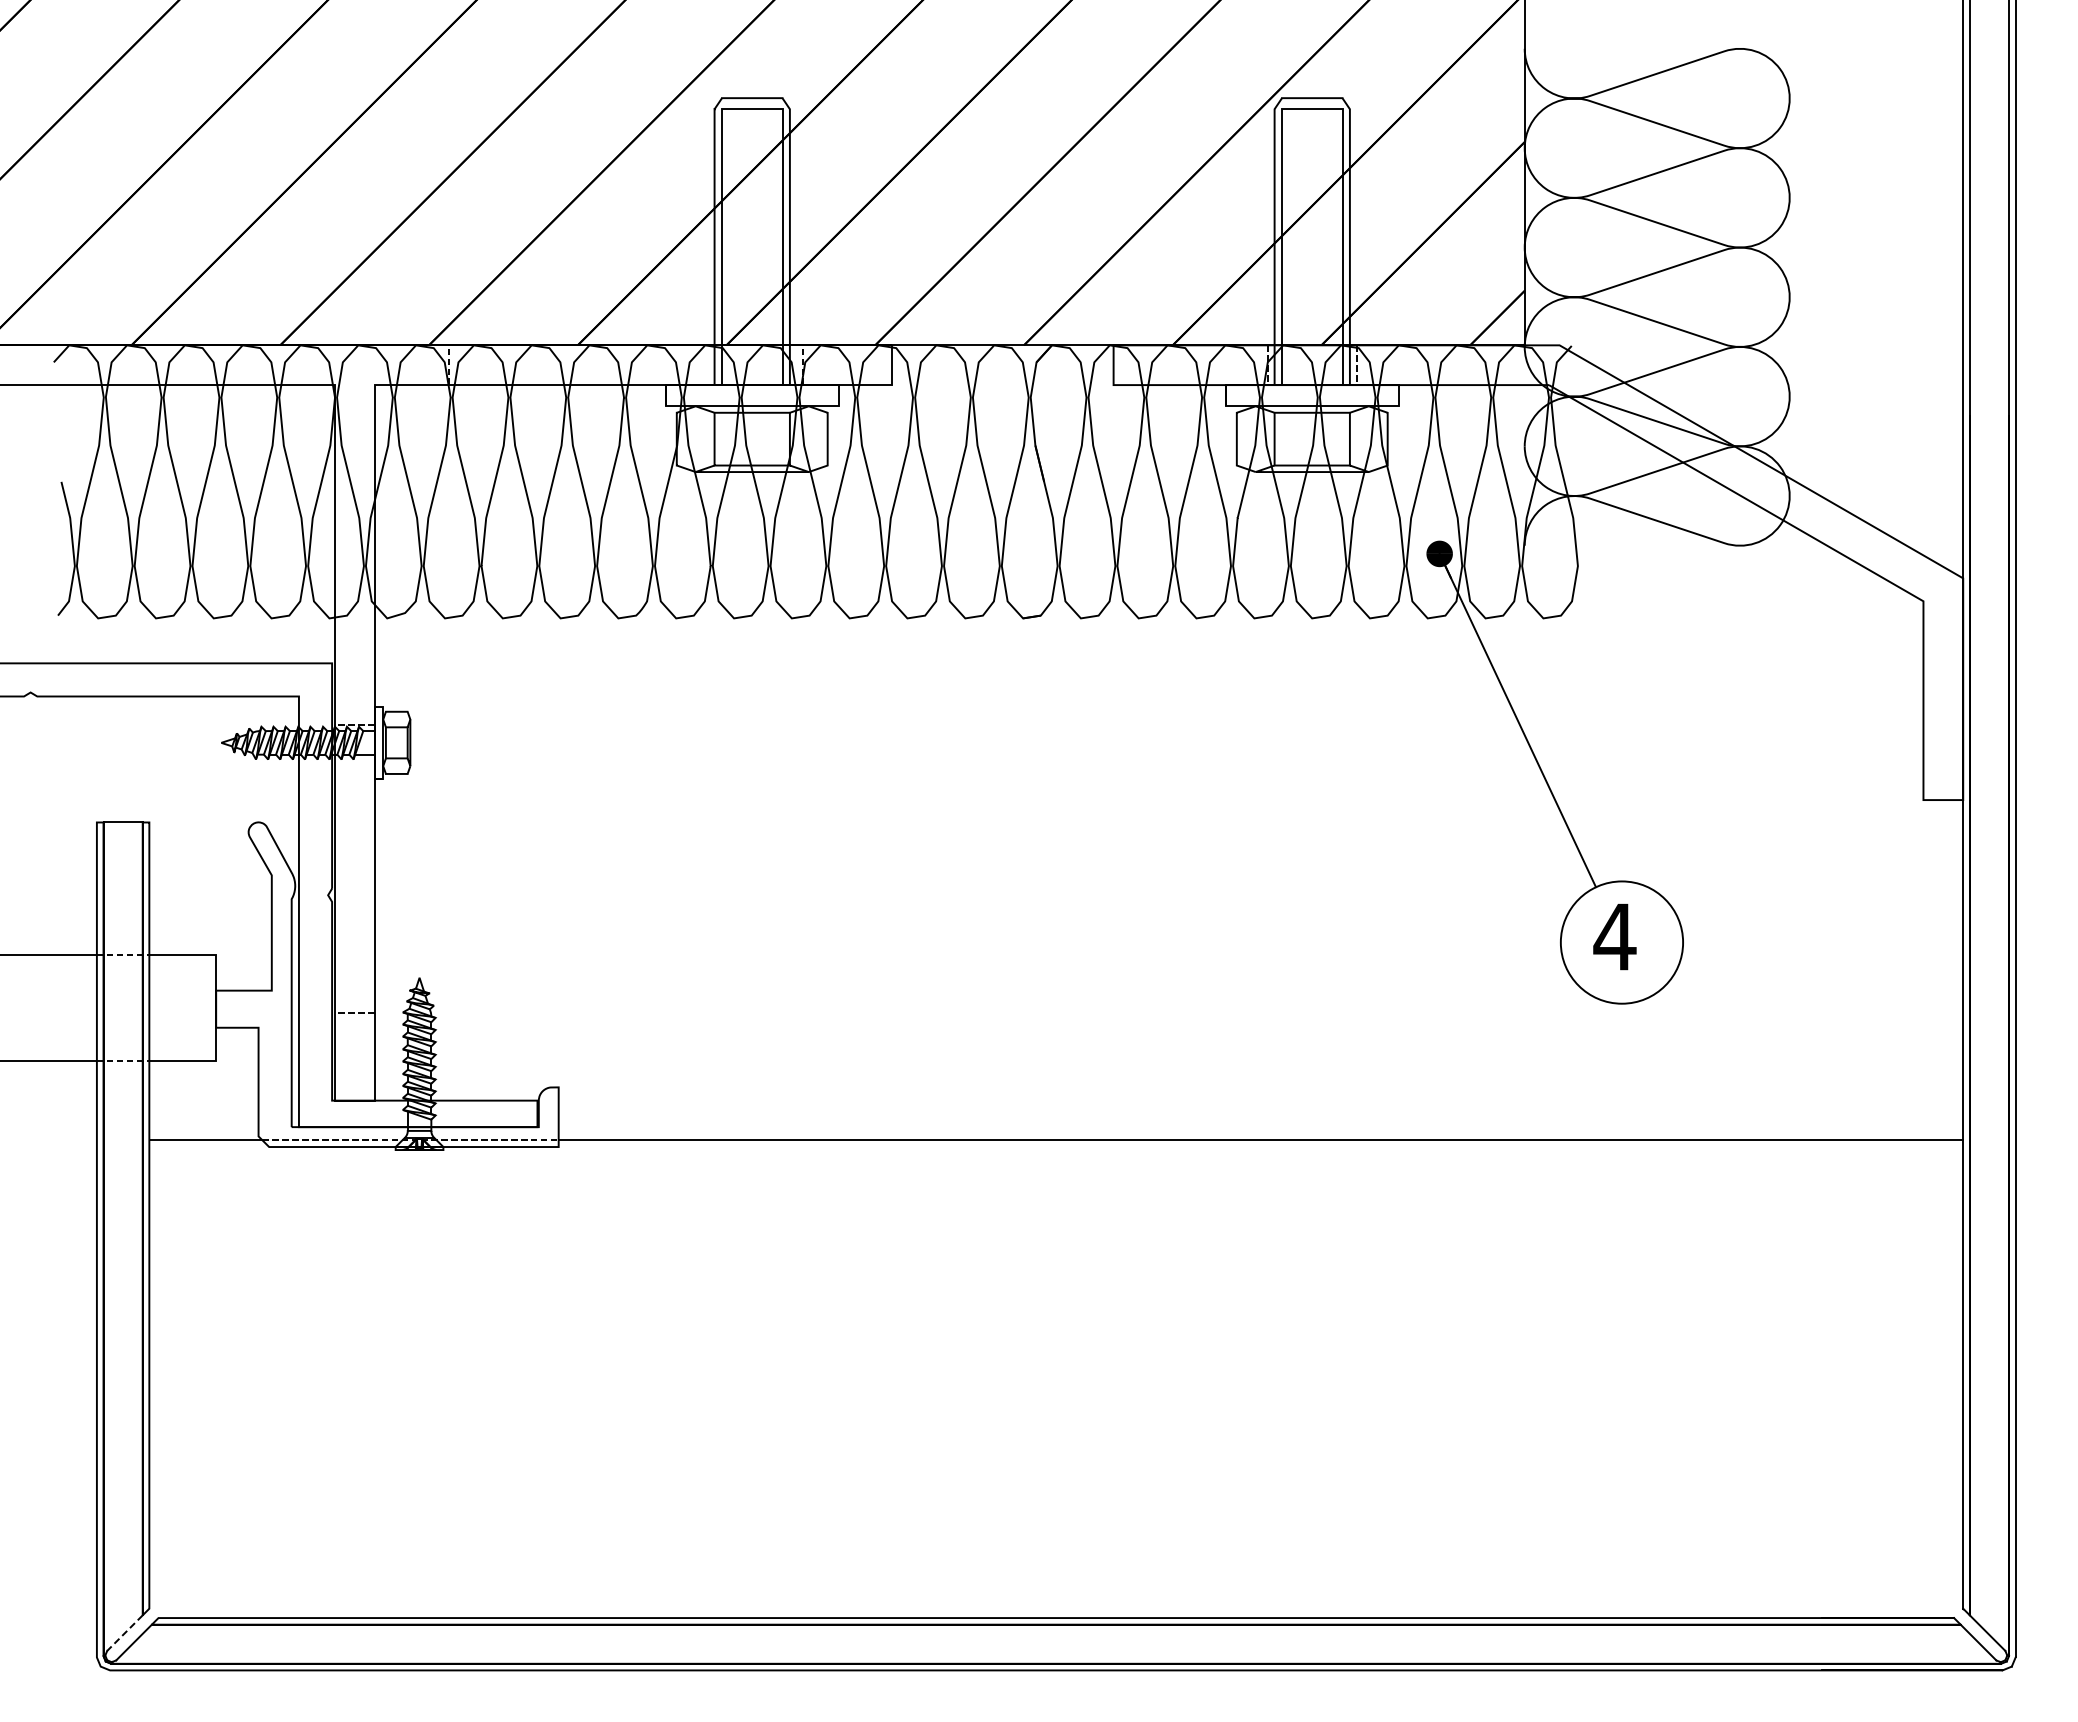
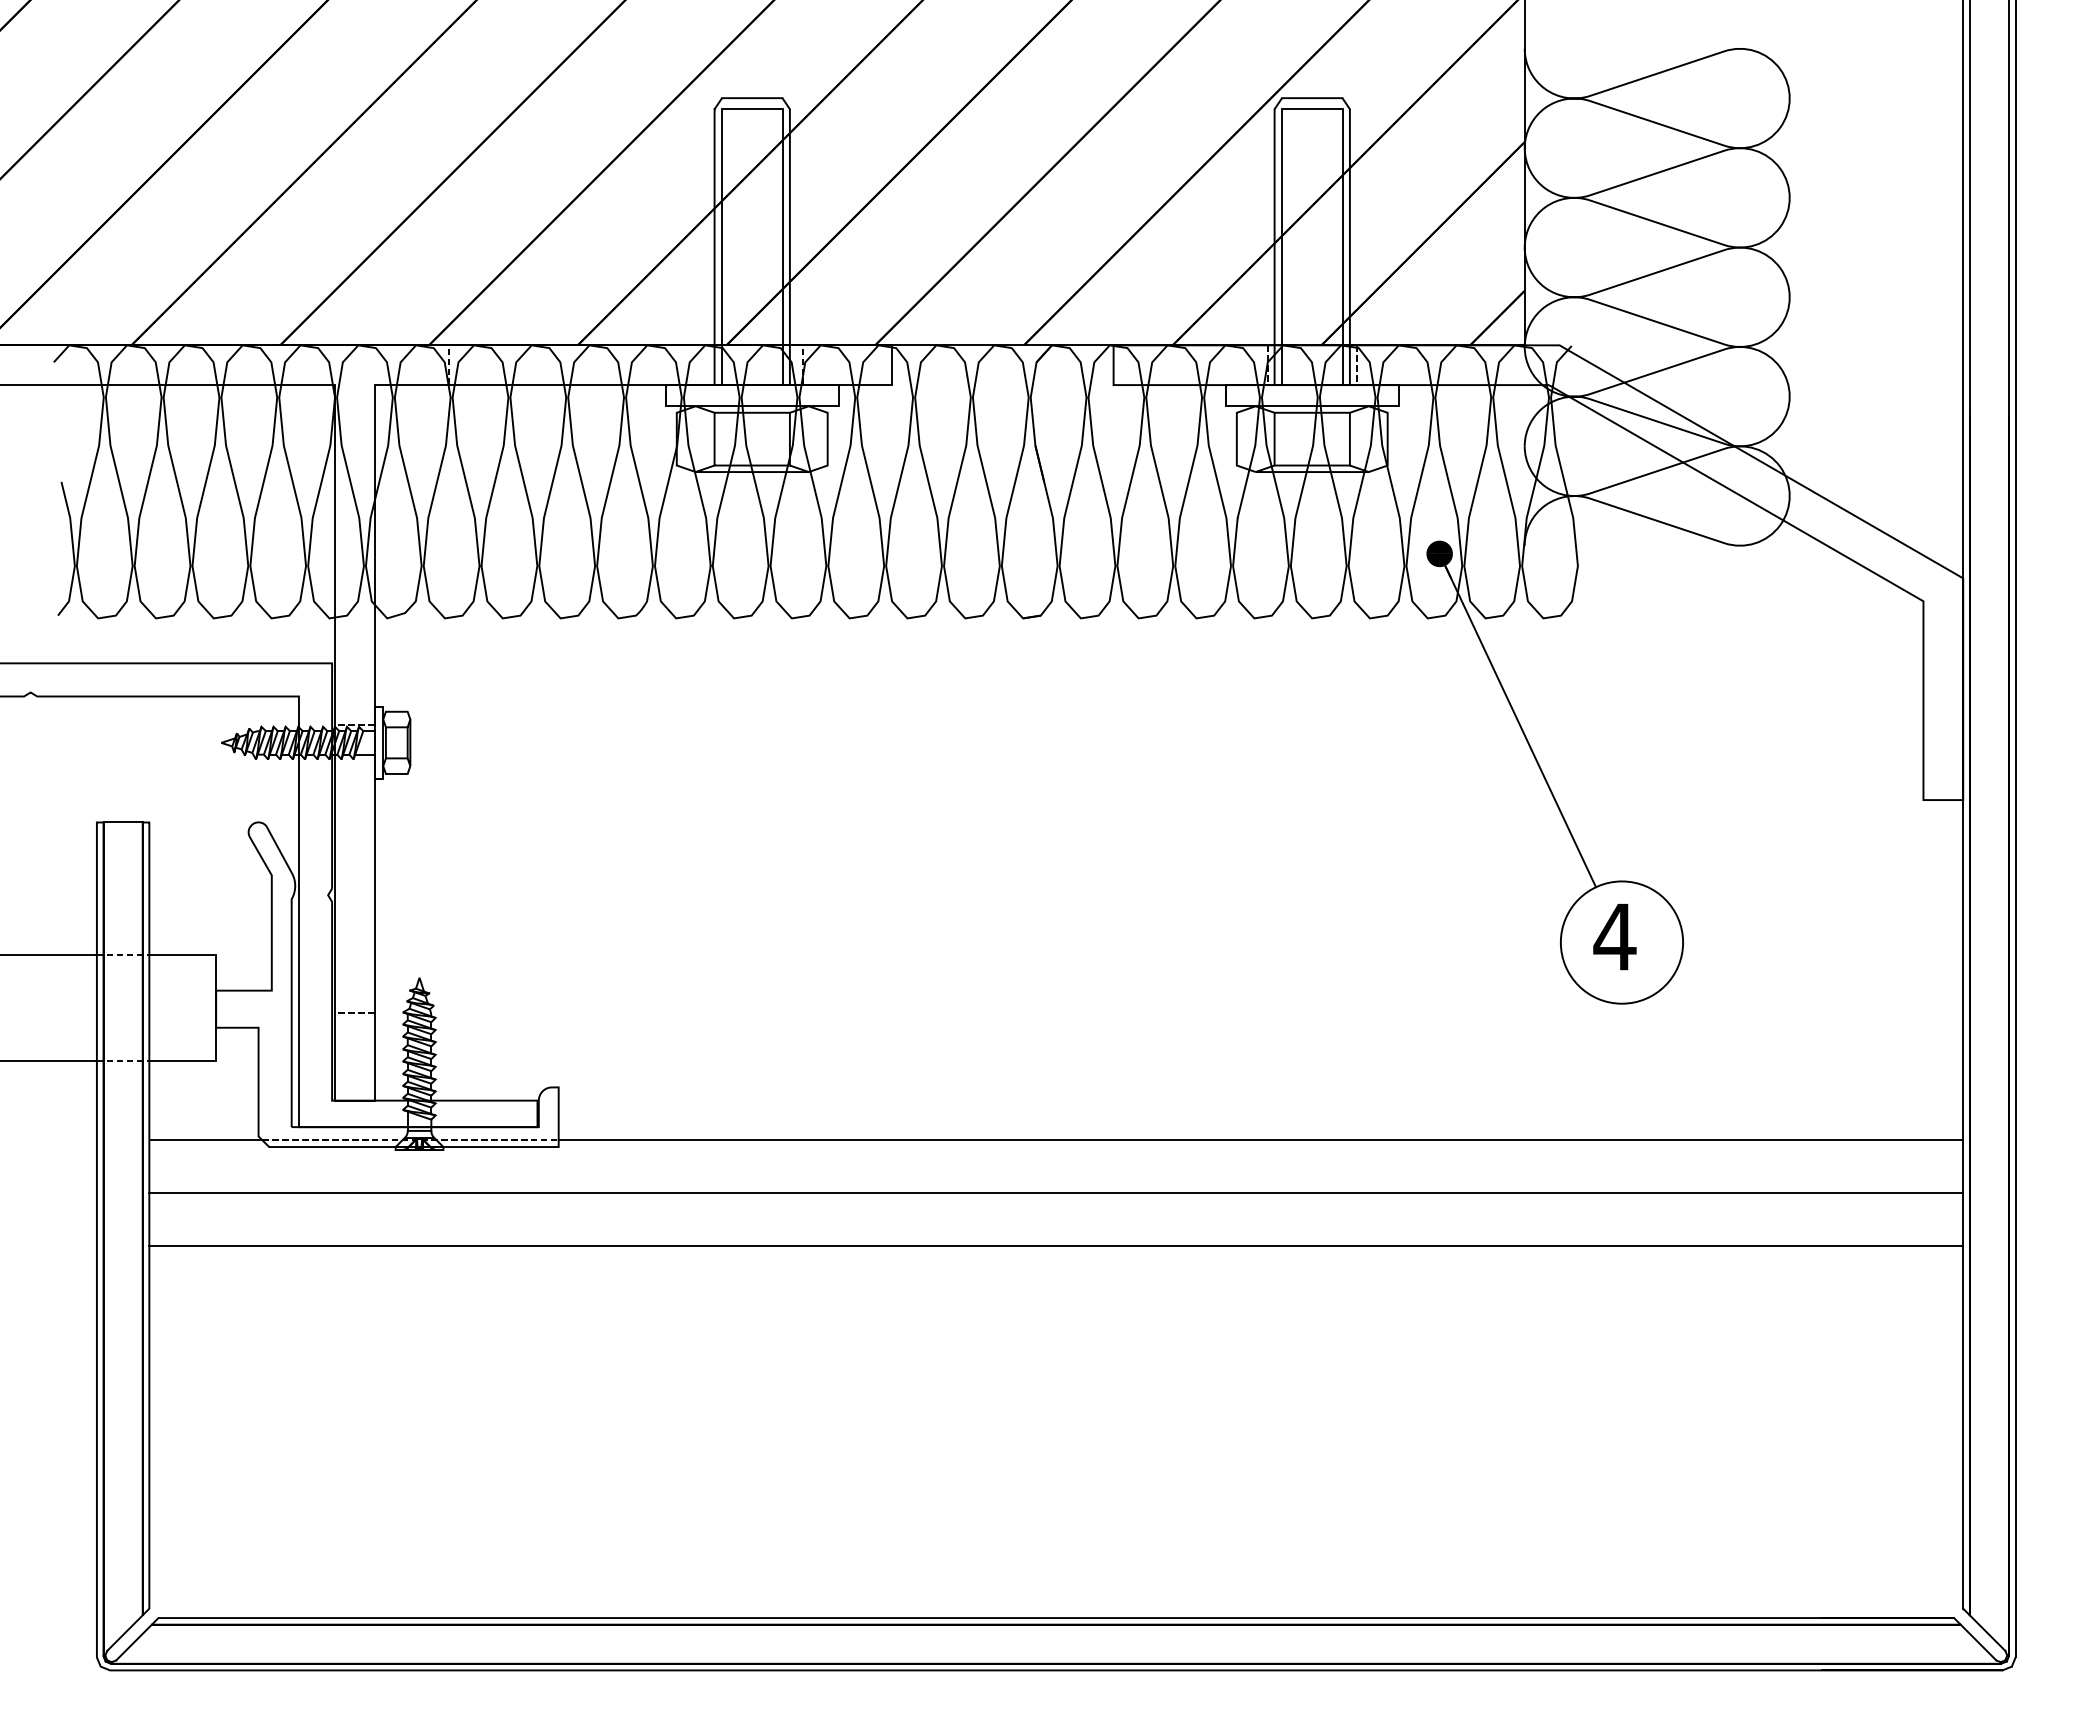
line: none -> present (1056, 1193)
line: none -> present (1056, 1246)
line: dashed -> solid (124, 1633)
